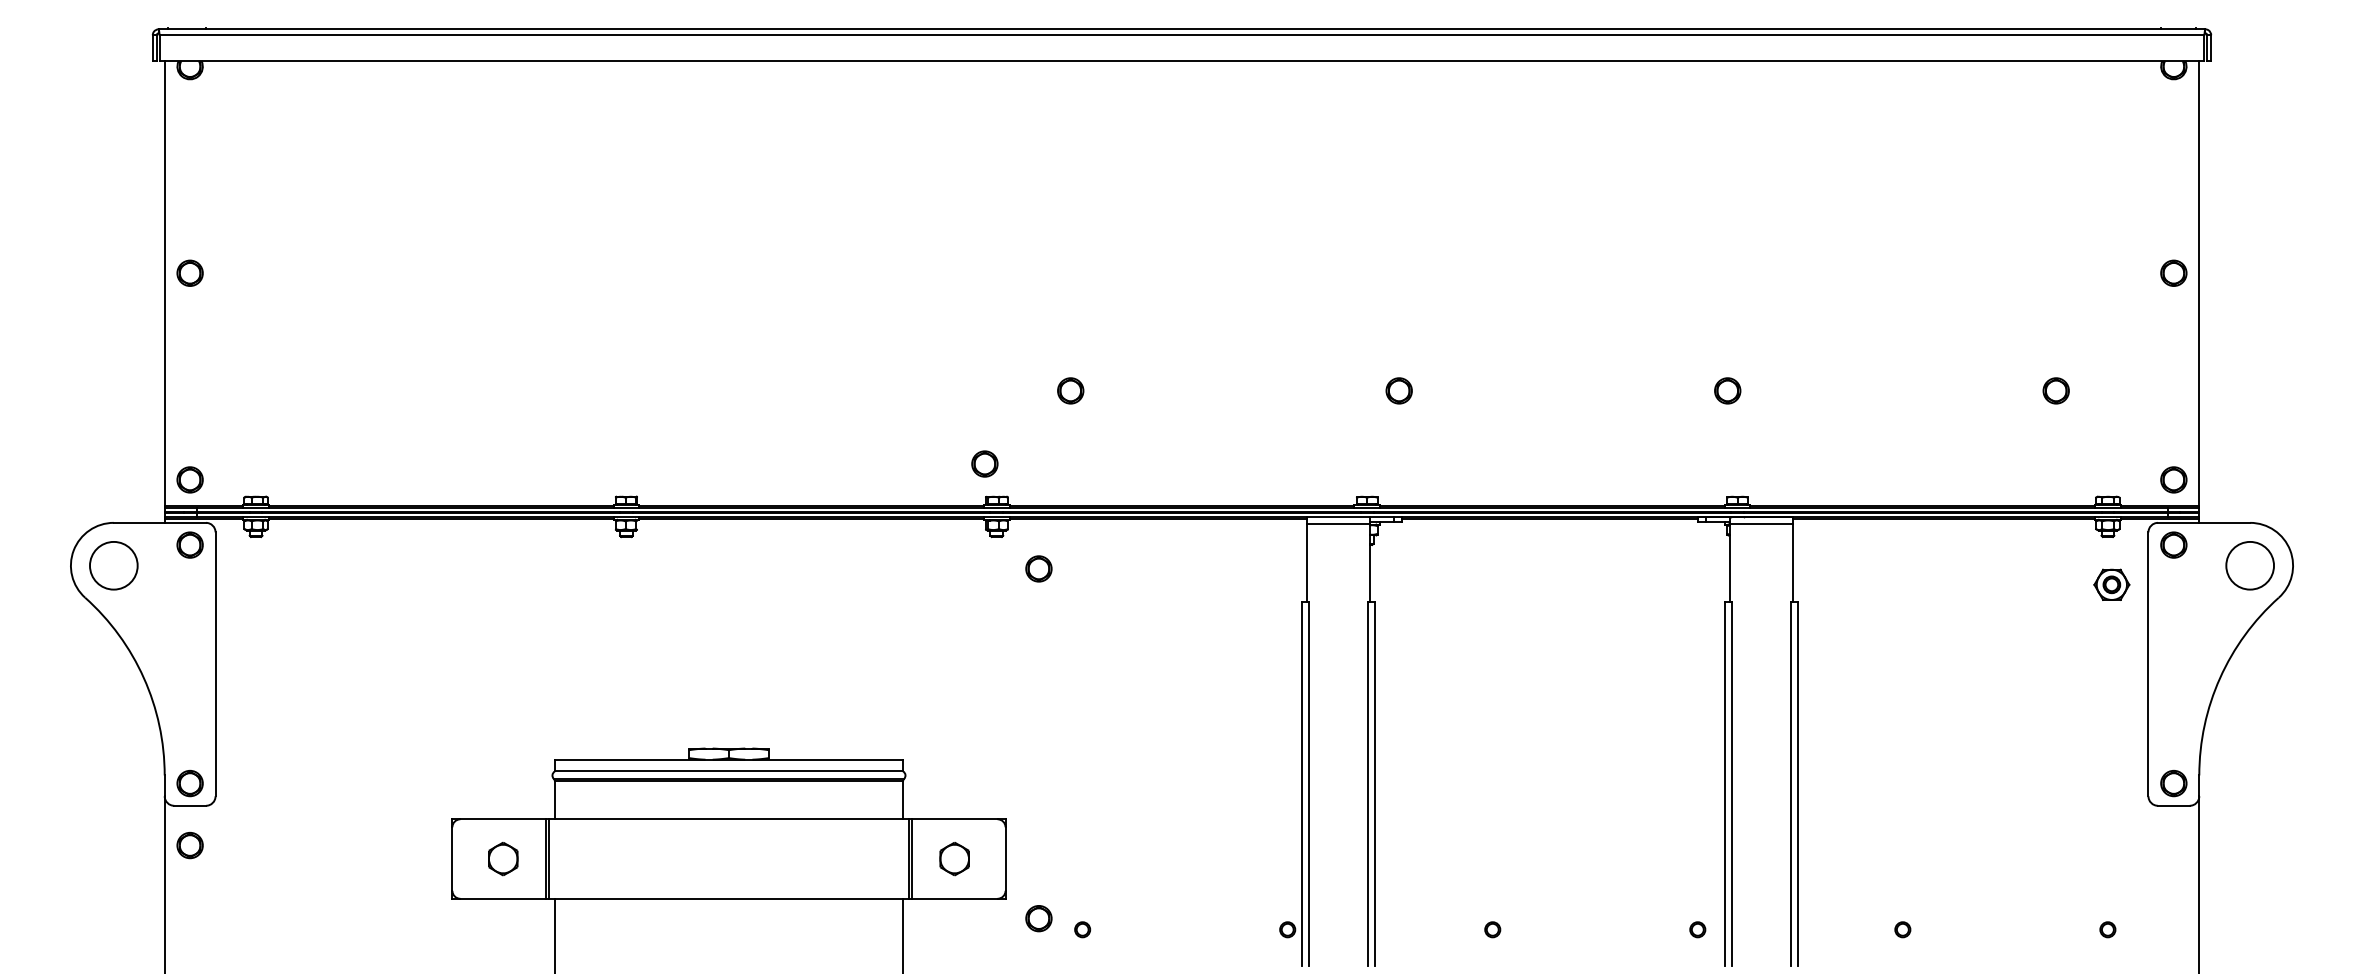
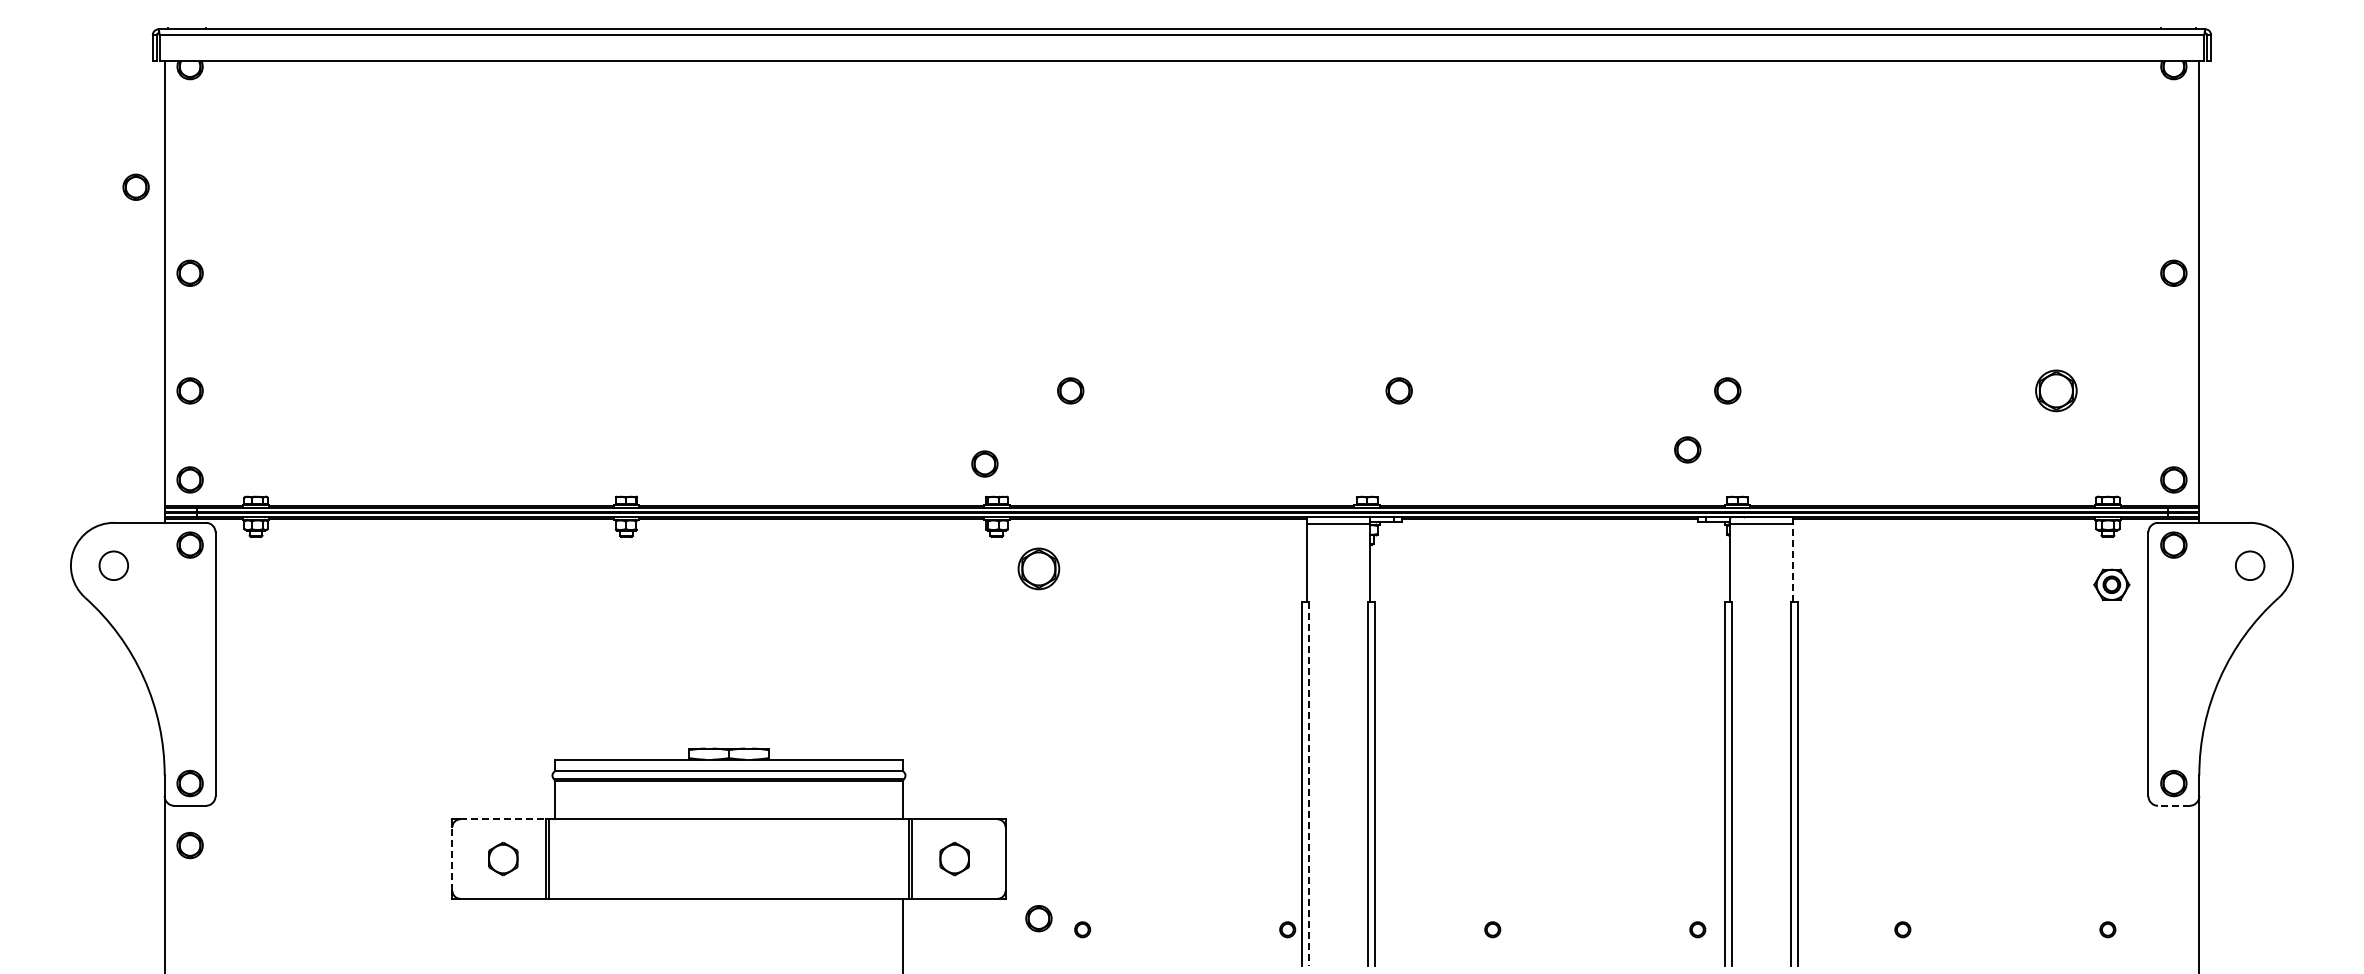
part: none -> present (135, 186)
part: none -> present (189, 390)
part size: 28x28 px -> 43x44 px (2056, 390)
part: none -> present (1687, 449)
line: solid -> dashed (1793, 562)
circle diameter: 48 px -> 29 px (113, 565)
circle diameter: 48 px -> 29 px (2249, 565)
part size: 28x28 px -> 44x44 px (1038, 568)
line: solid -> dashed (1309, 784)
line: solid -> dashed (2173, 805)
line: solid -> dashed (502, 819)
line: solid -> dashed (452, 859)
line: present -> none (554, 934)
